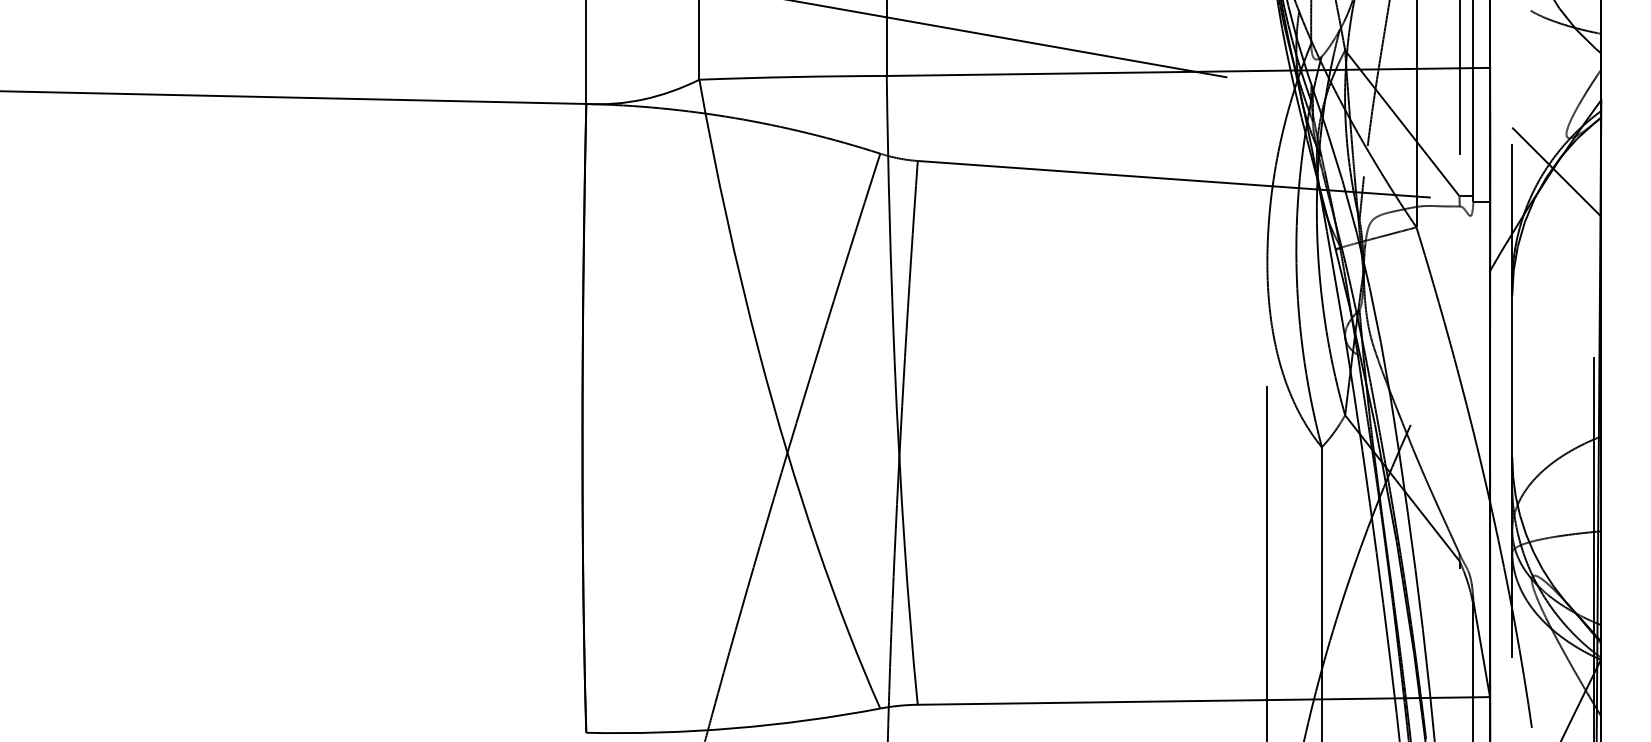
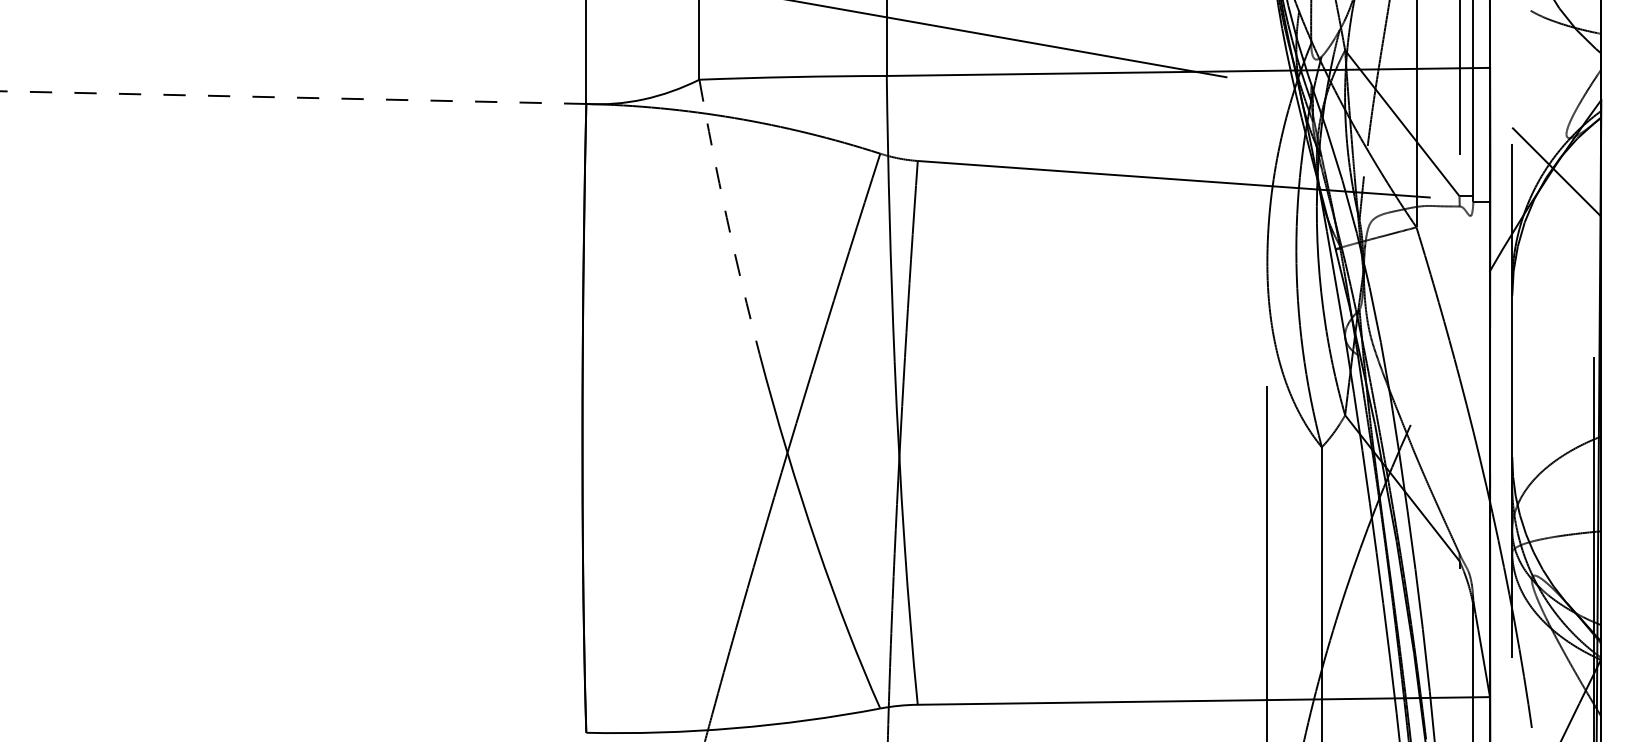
line: solid -> dashed (293, 97)
arc: solid -> dashed (726, 217)
